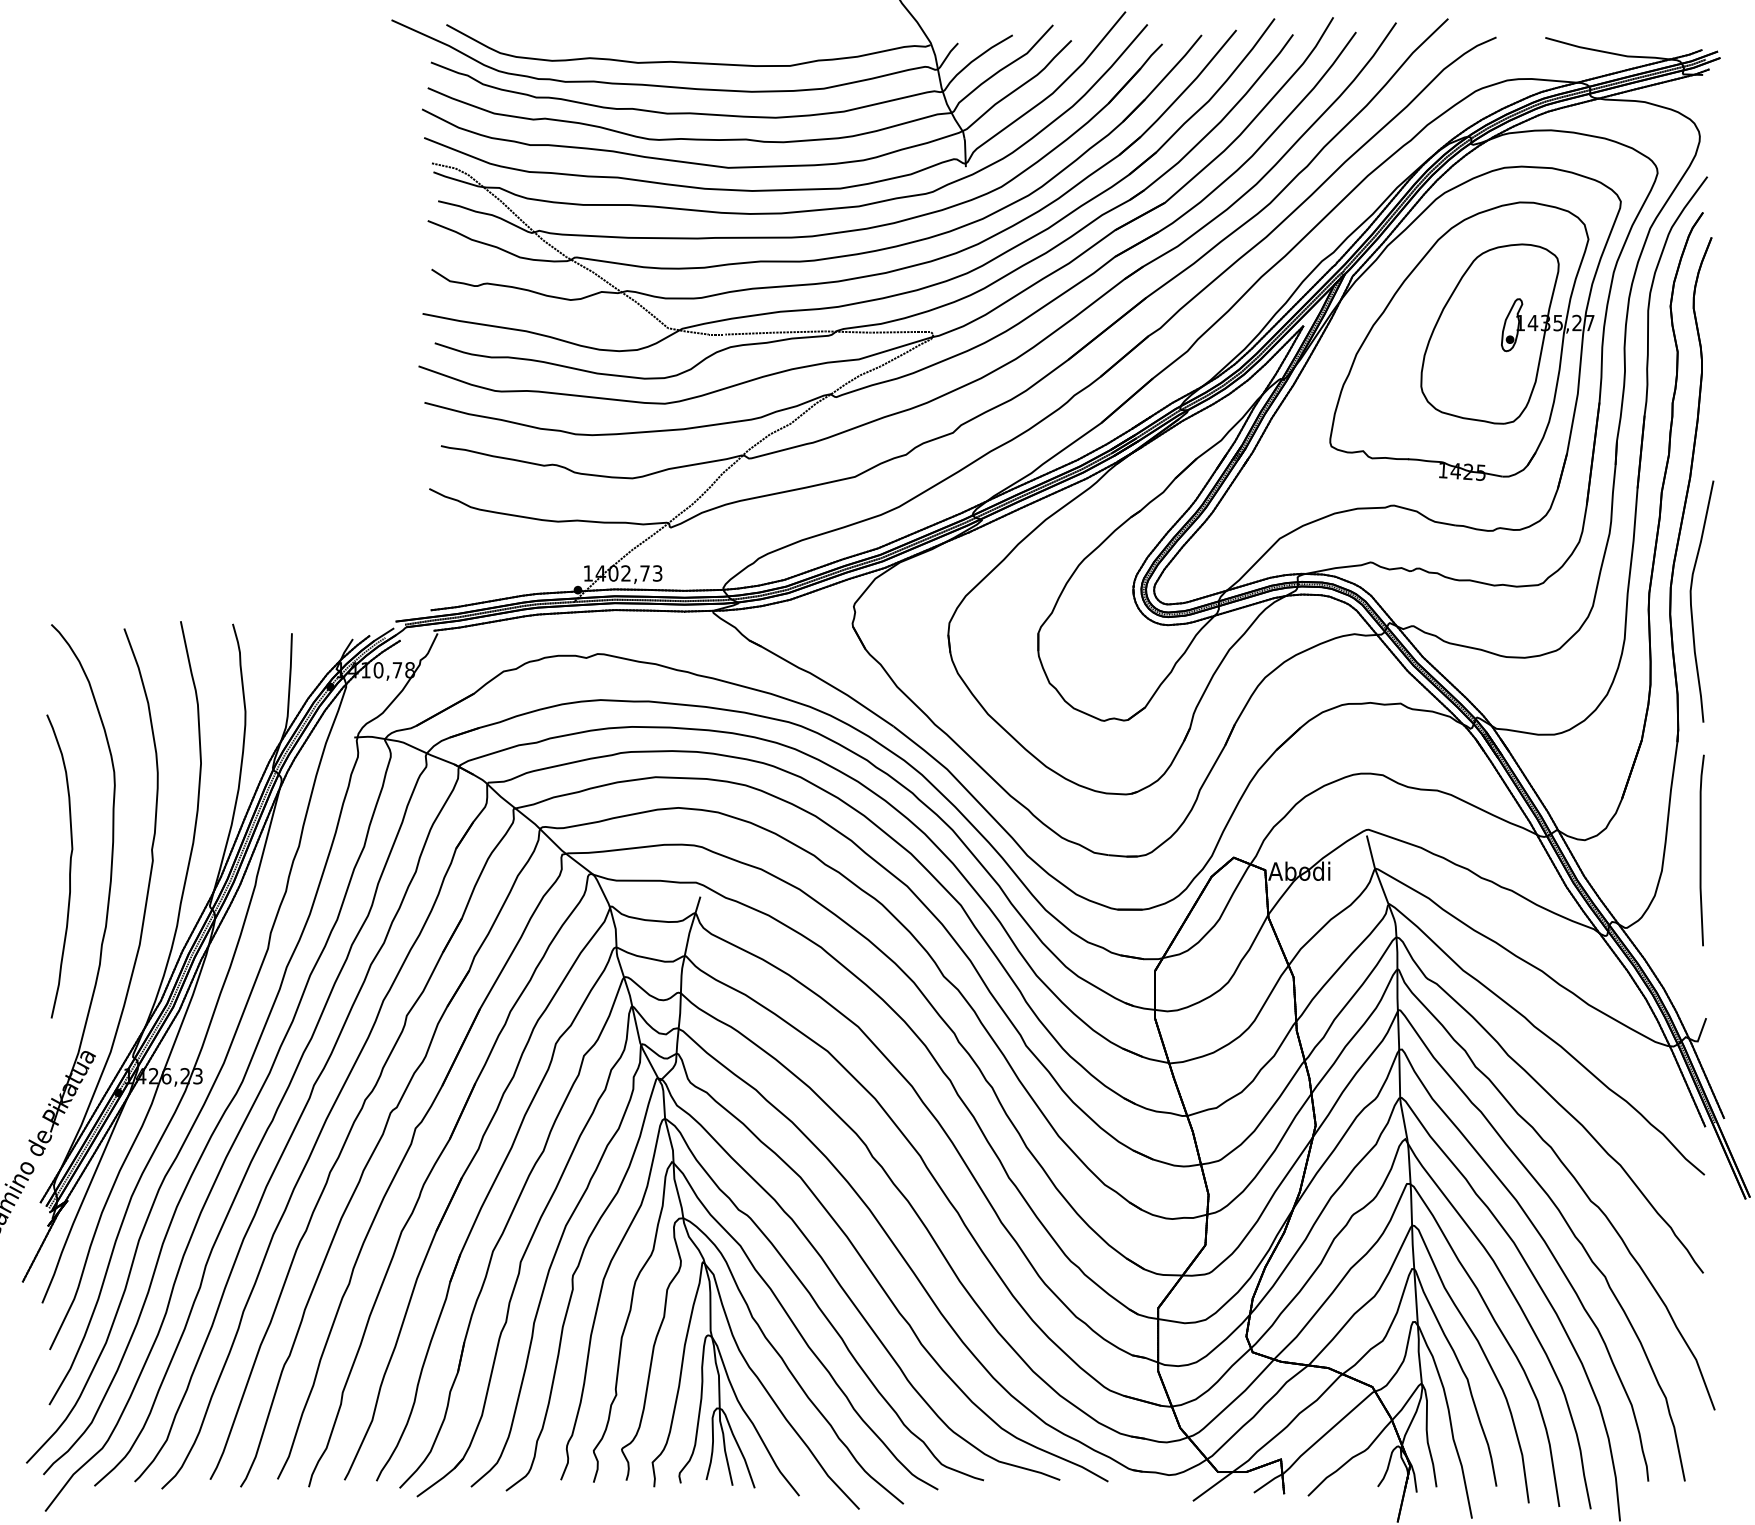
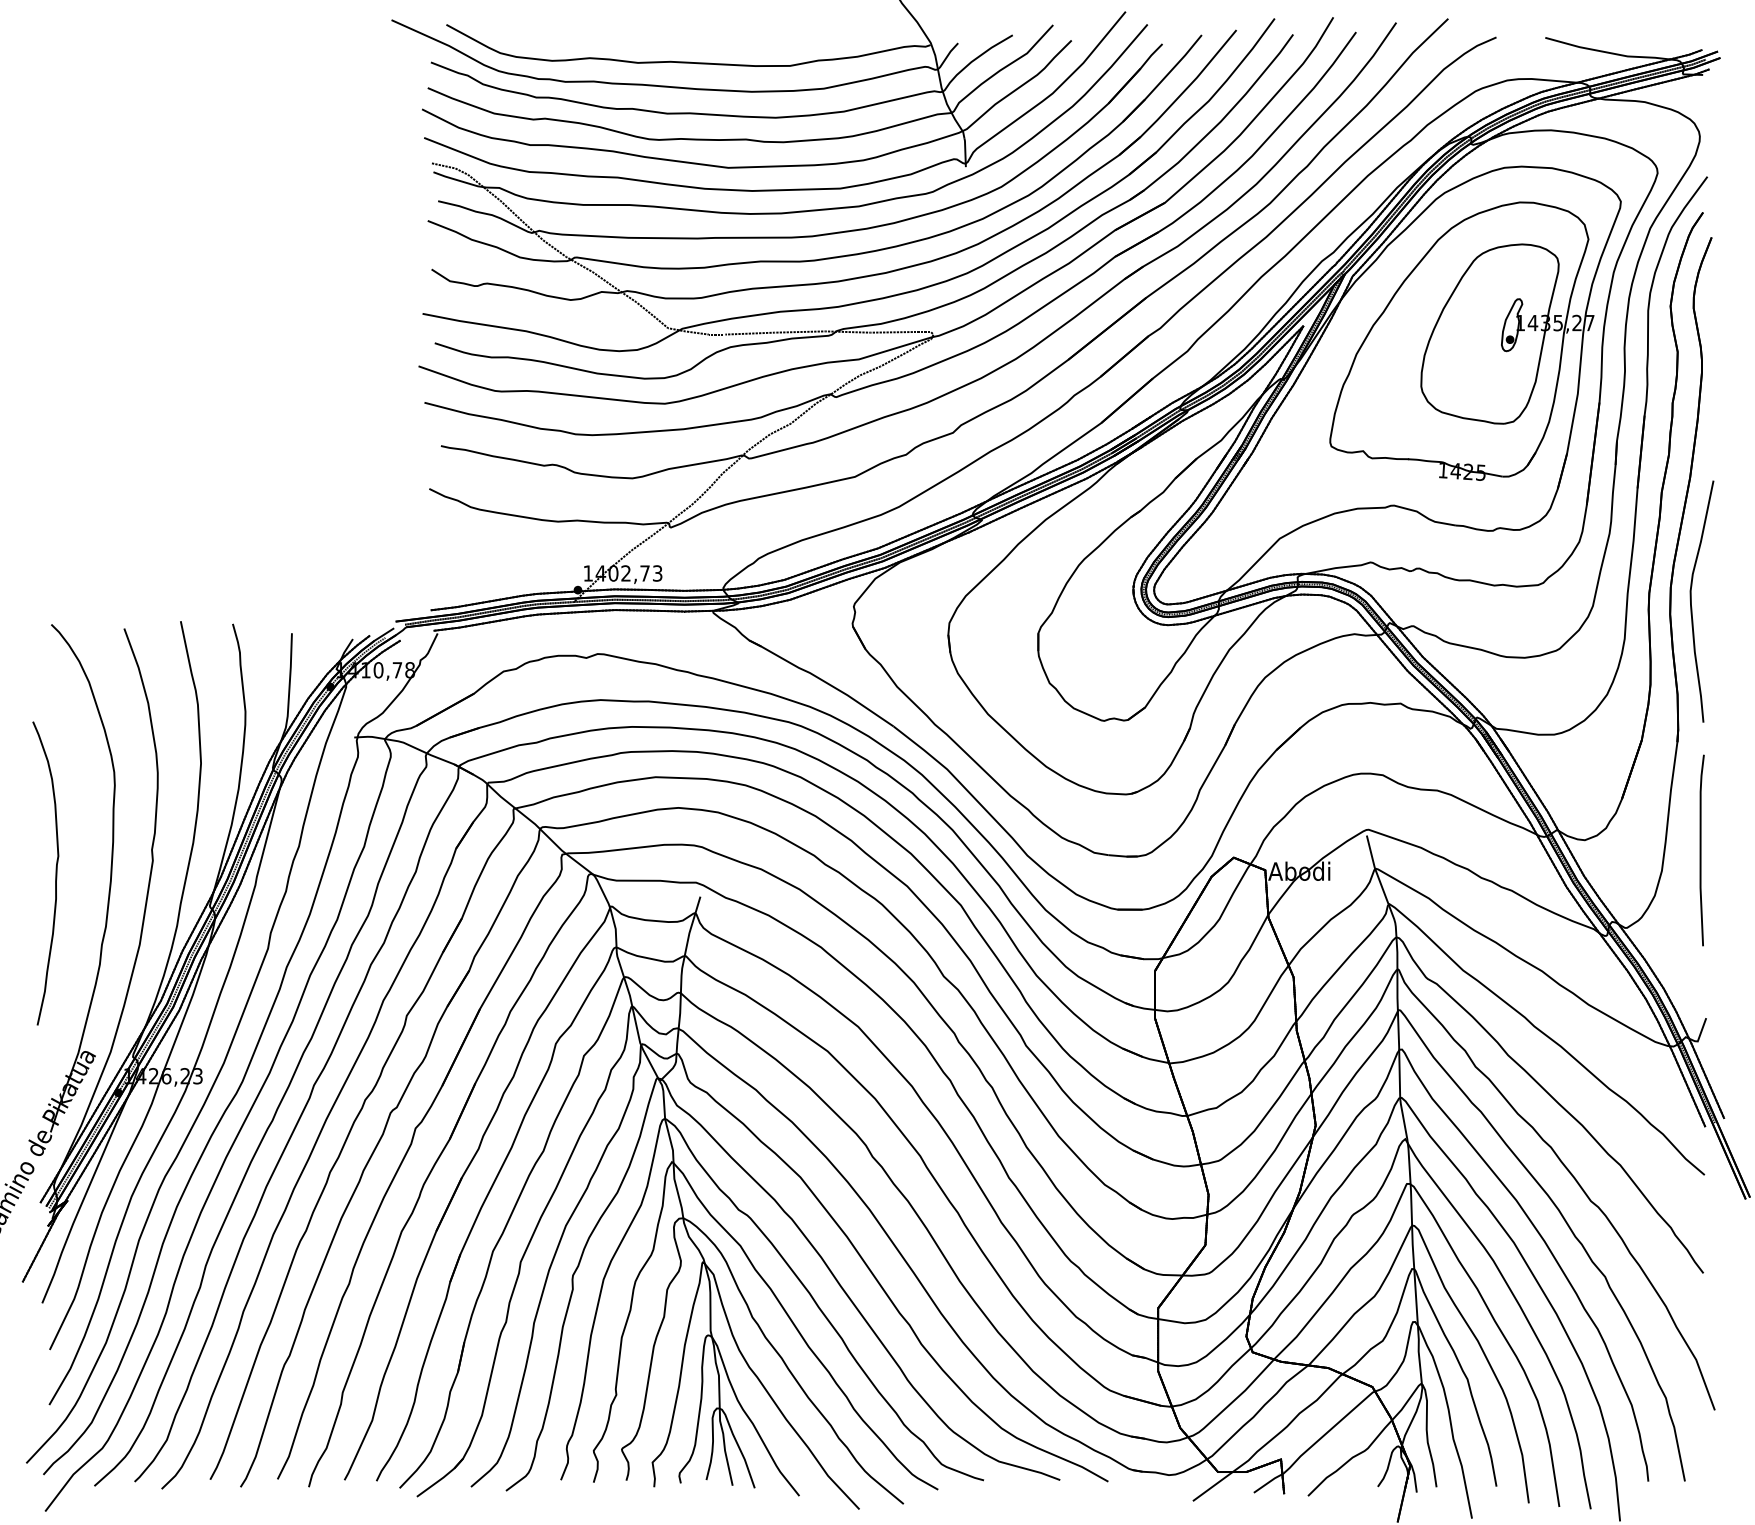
part position: (69, 866) -> (55, 873) (55, 873)
